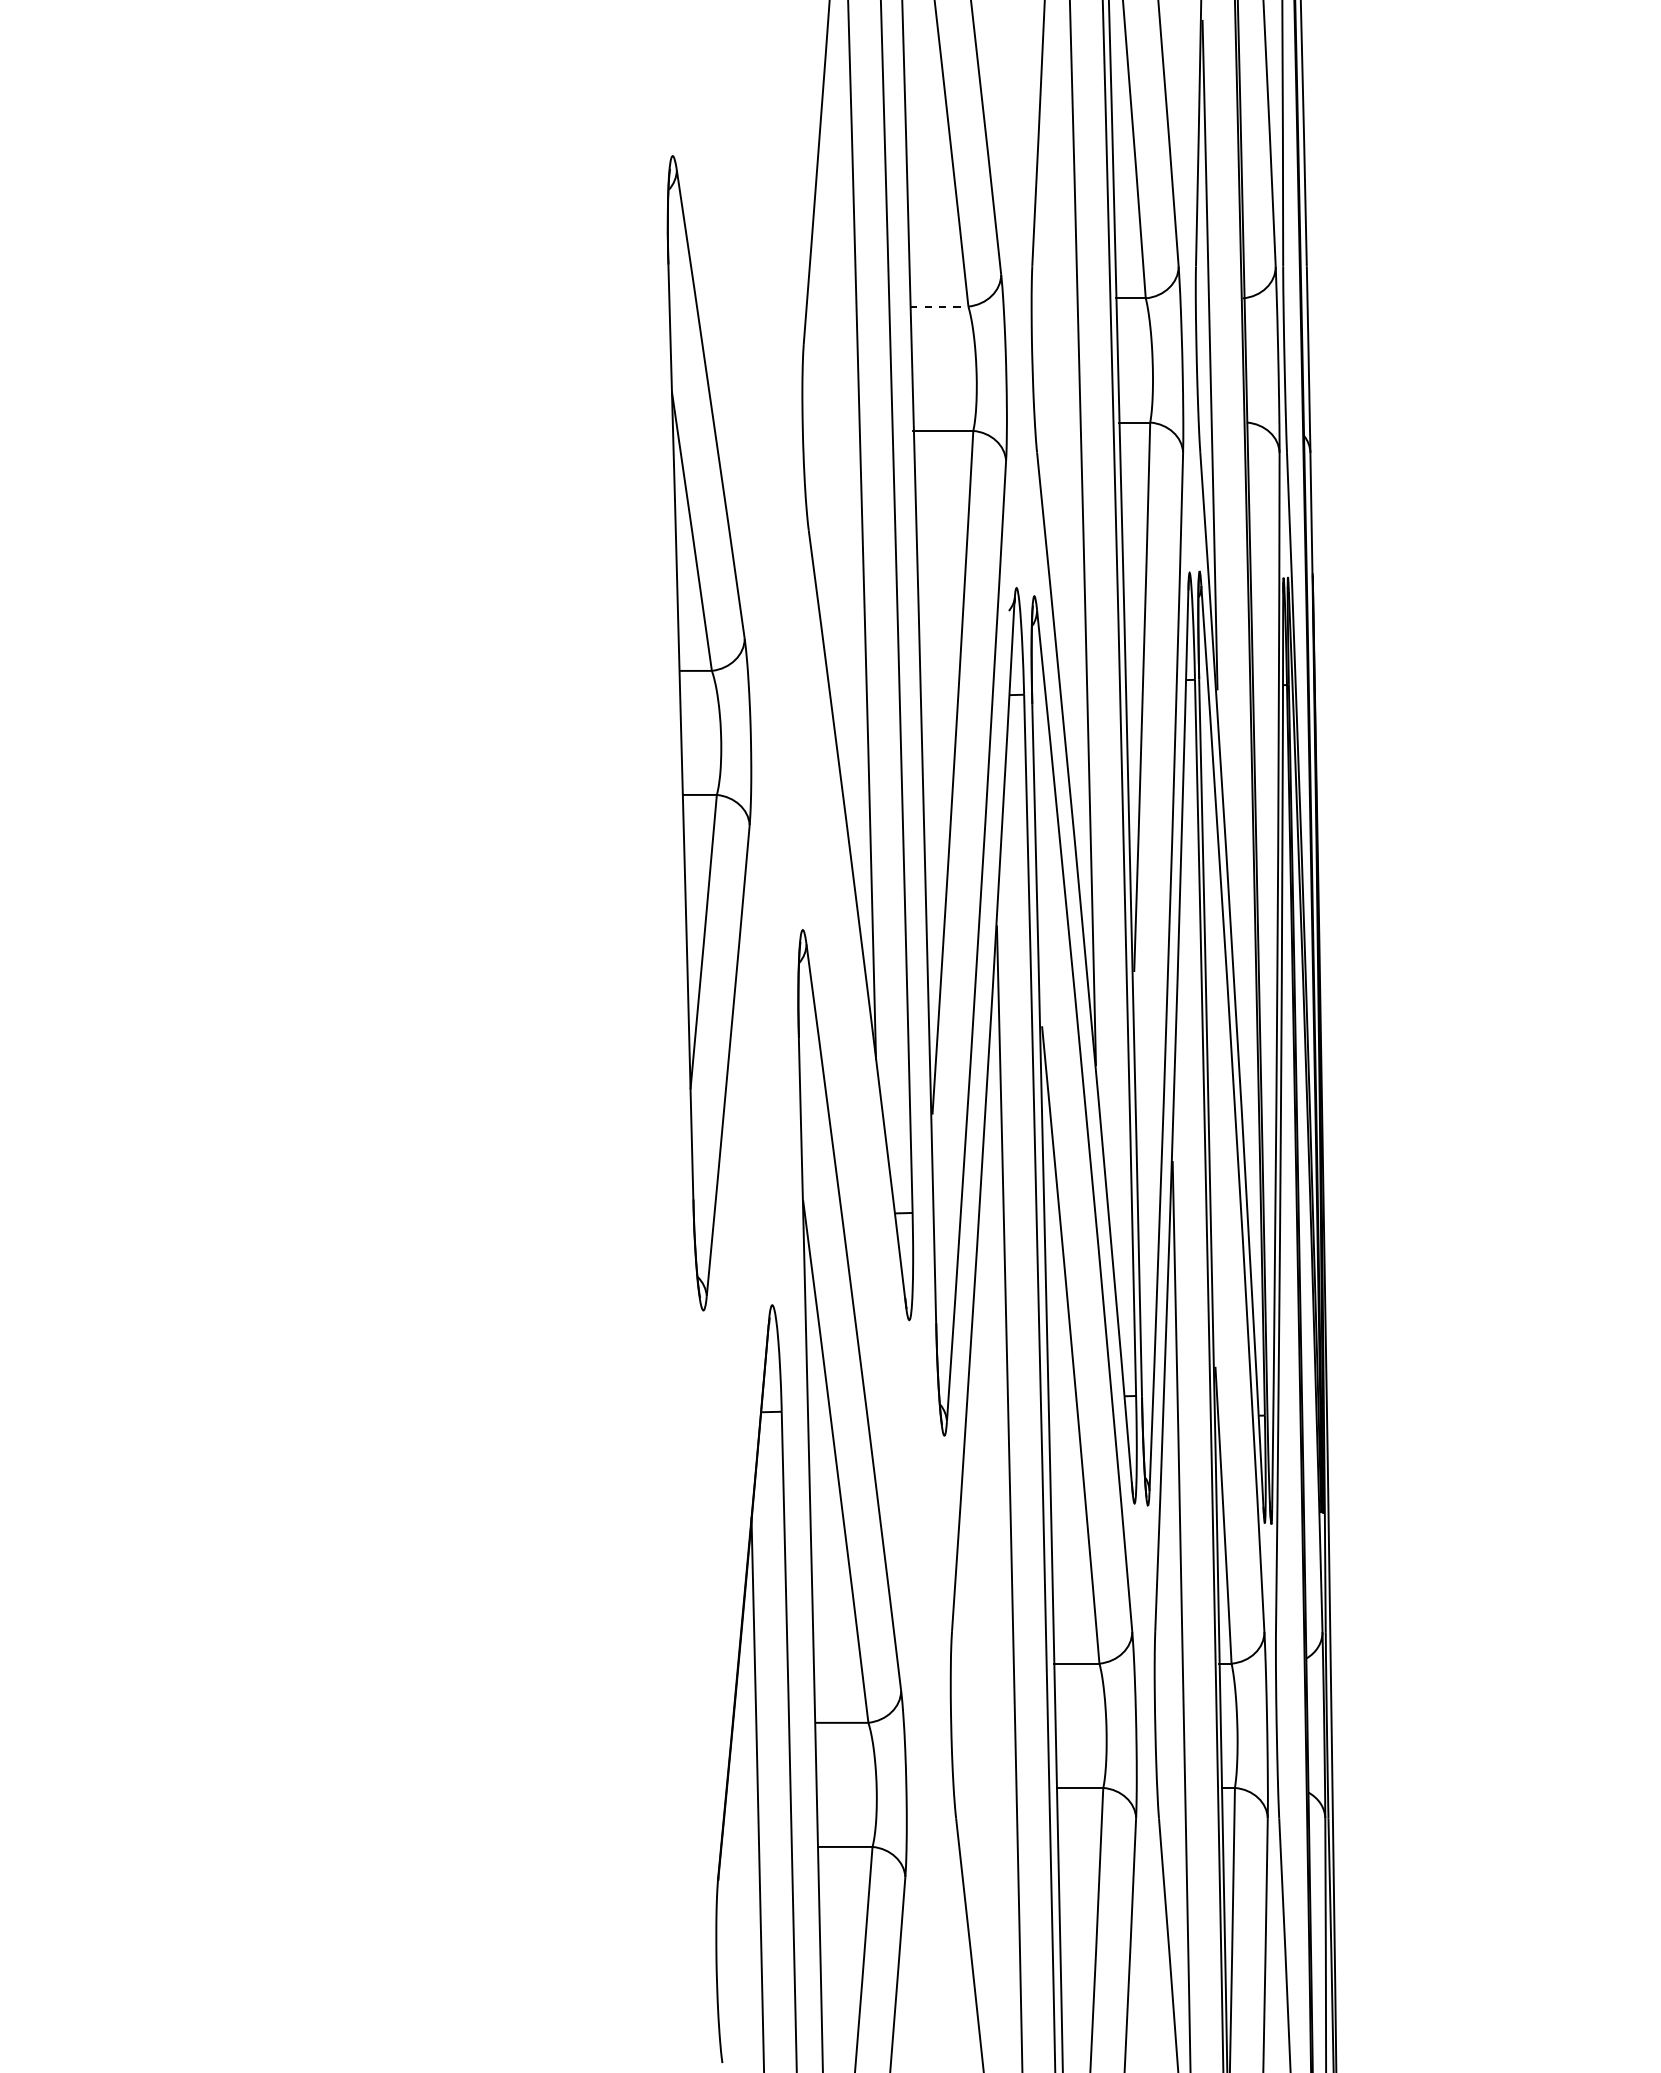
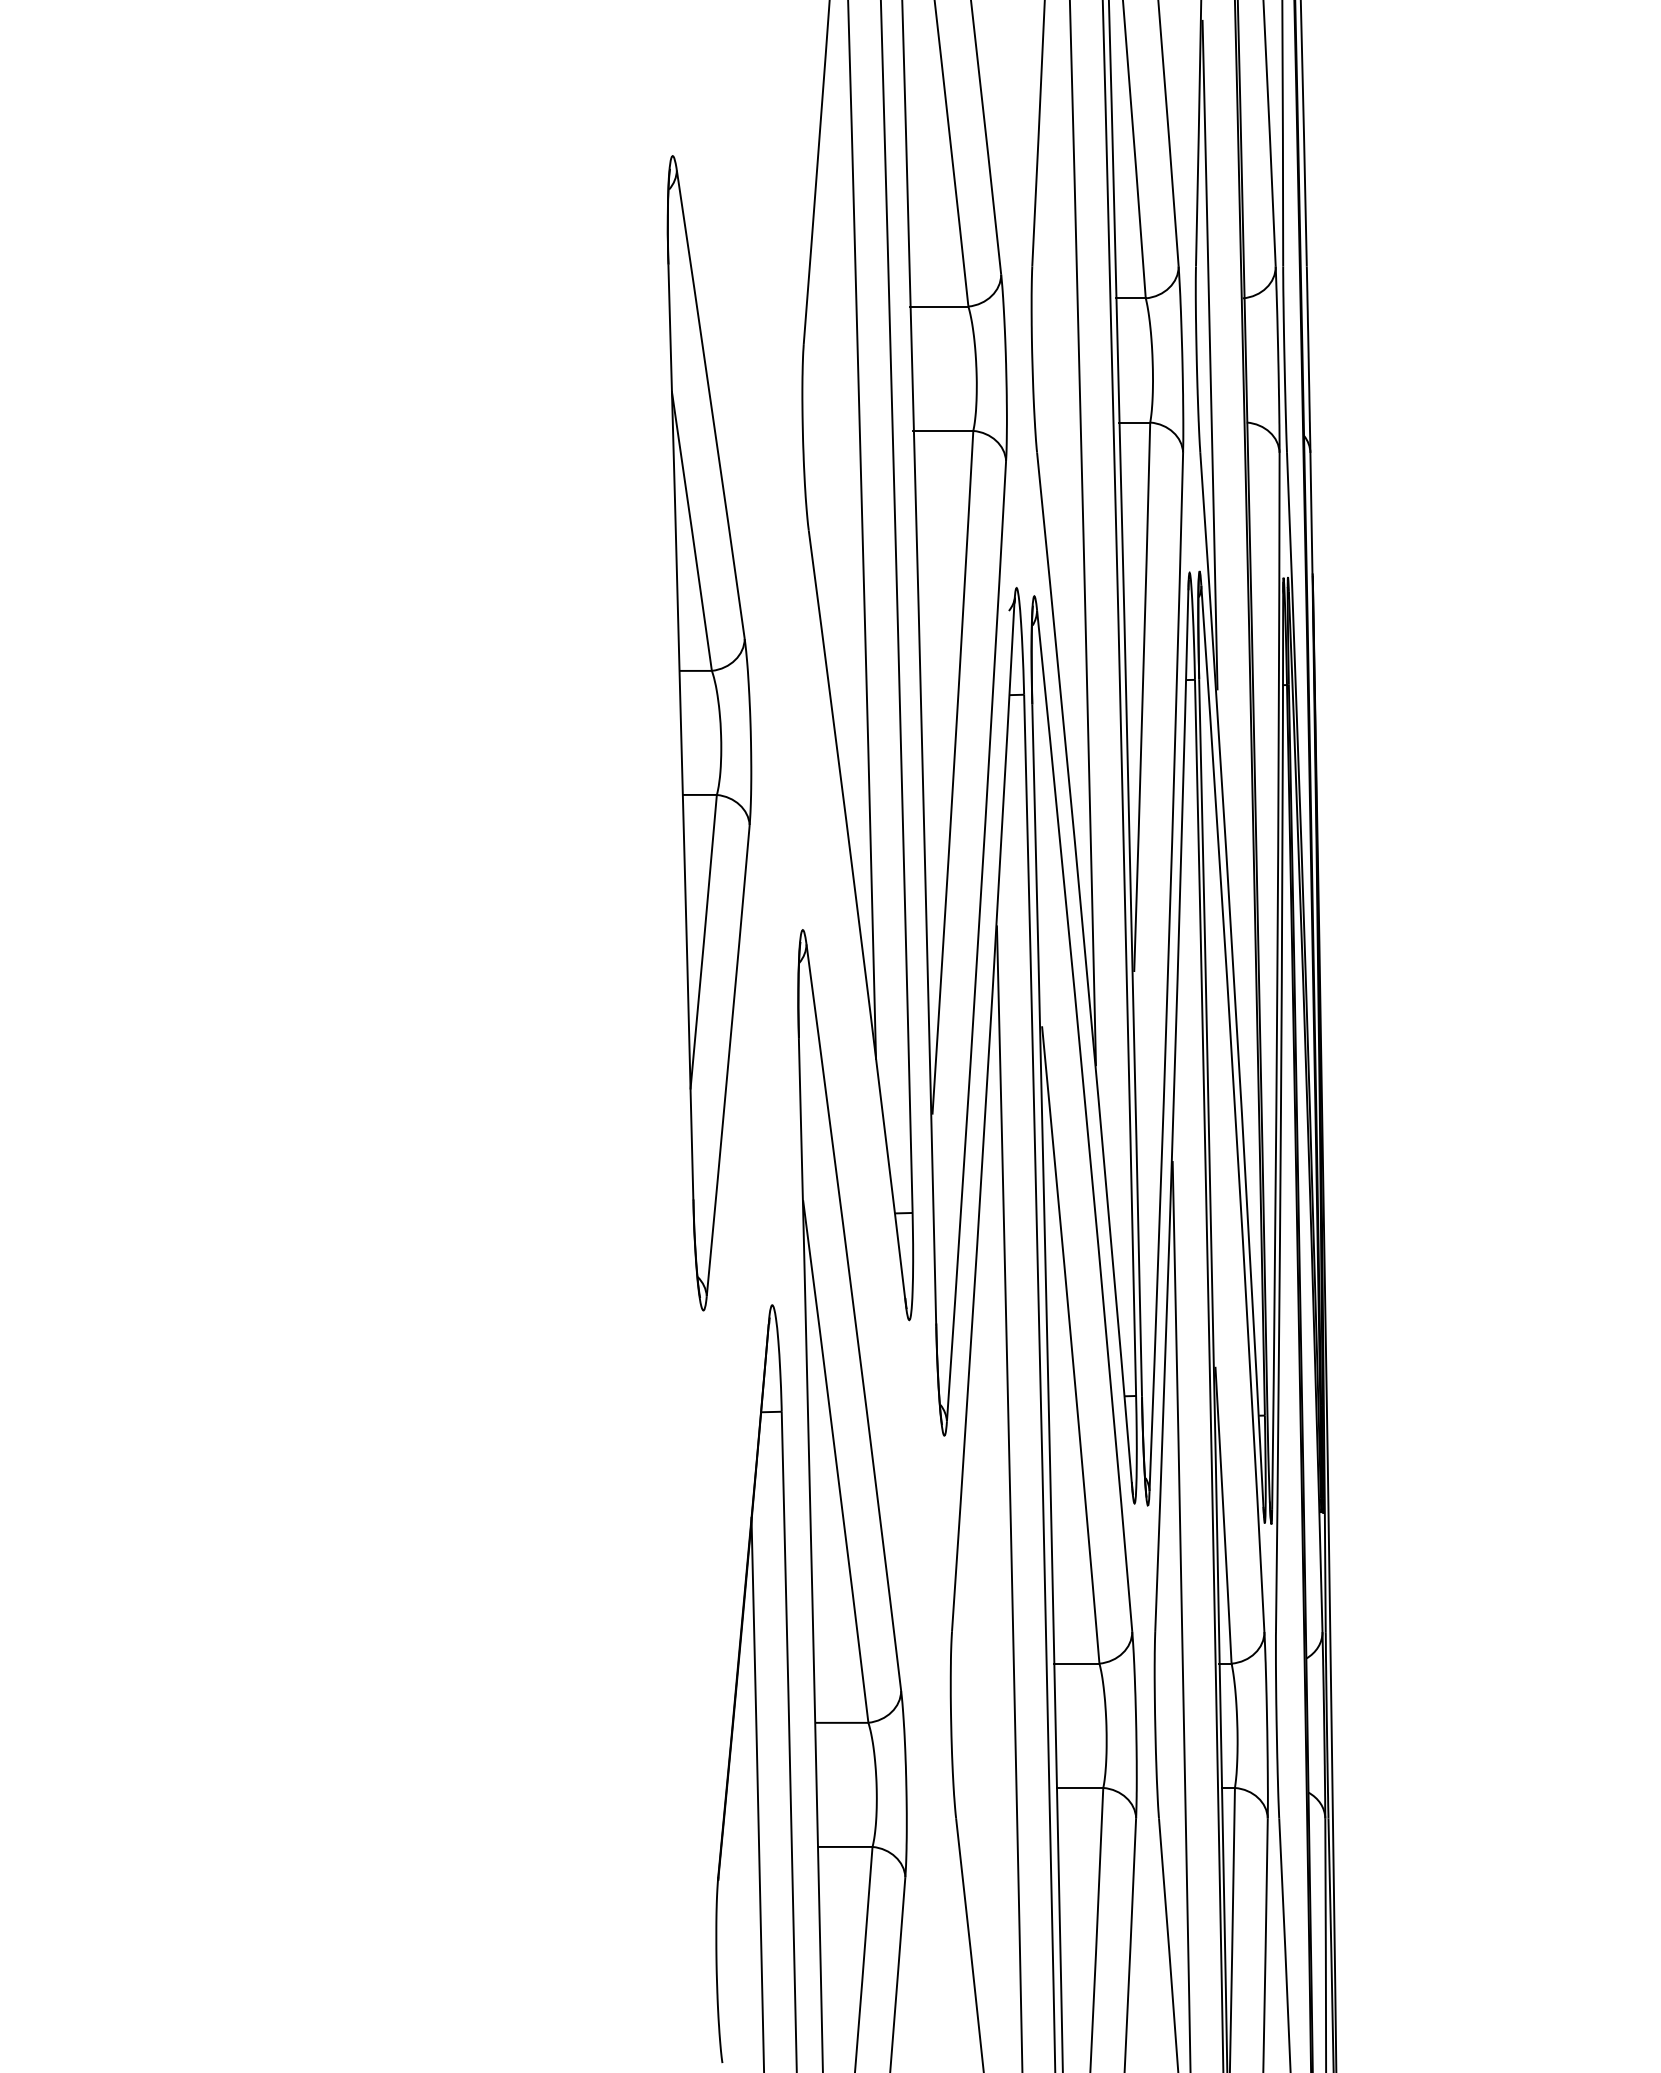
line: dashed -> solid (939, 306)
